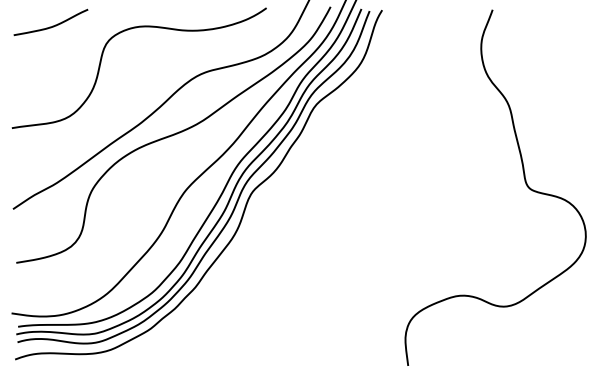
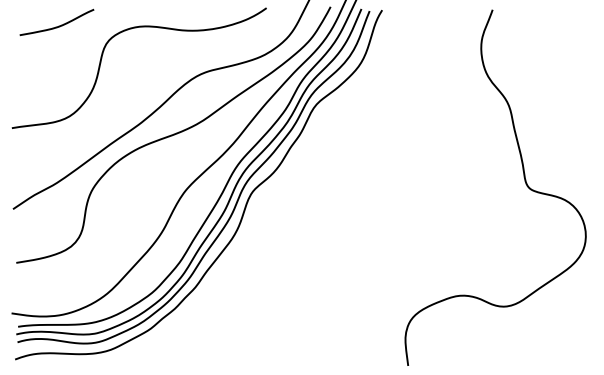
curve position: (52, 25) -> (58, 25) (58, 25)
